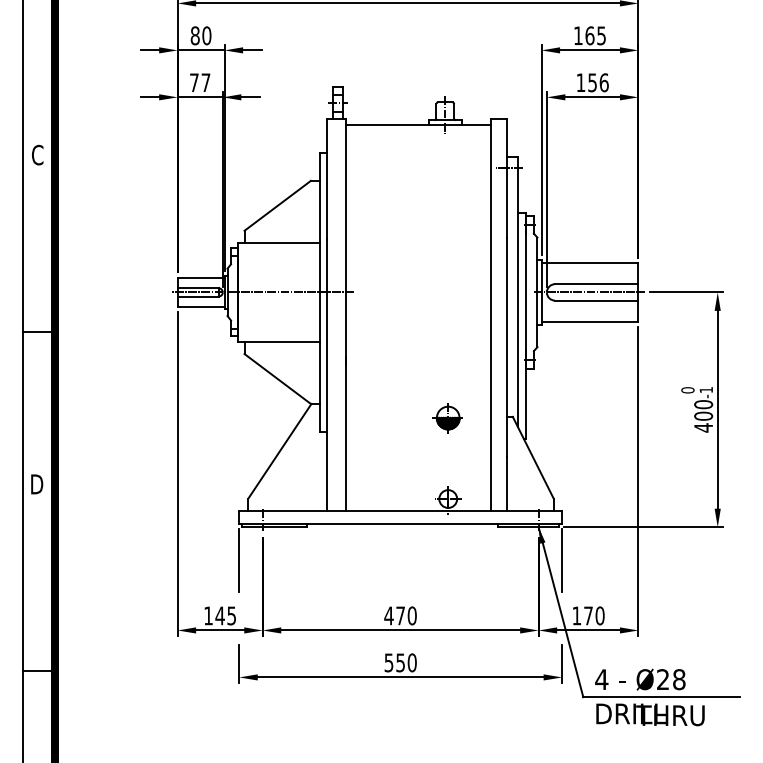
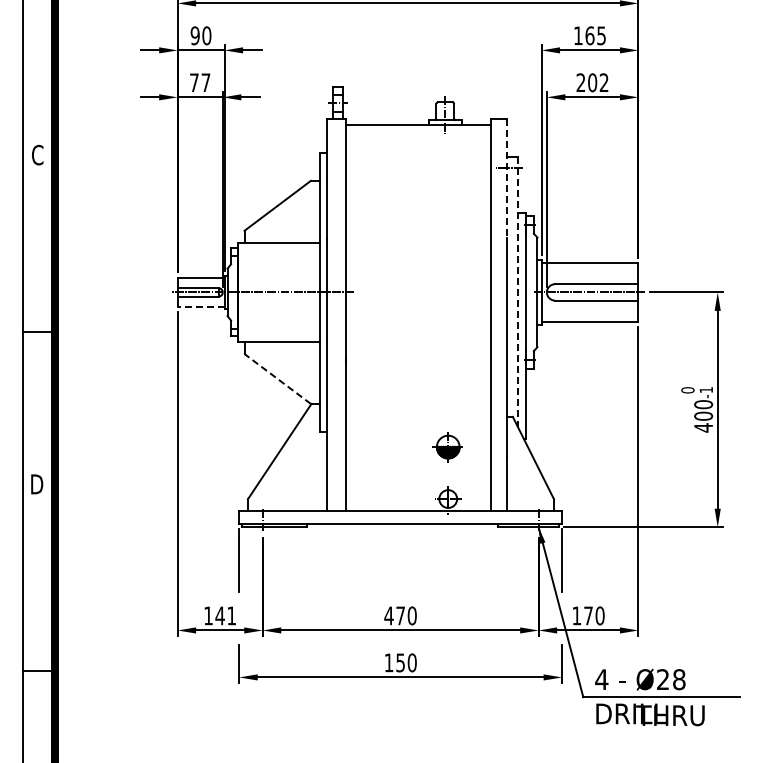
text: 80 -> 90 (194, 35)
text: 156 -> 202 (592, 82)
line: solid -> dashed (506, 178)
line: solid -> dashed (518, 292)
line: solid -> dashed (200, 307)
line: solid -> dashed (277, 379)
part position: (447, 418) -> (447, 447) (447, 447)
text: 145 -> 141 (231, 615)
text: 550 -> 150 (388, 662)
